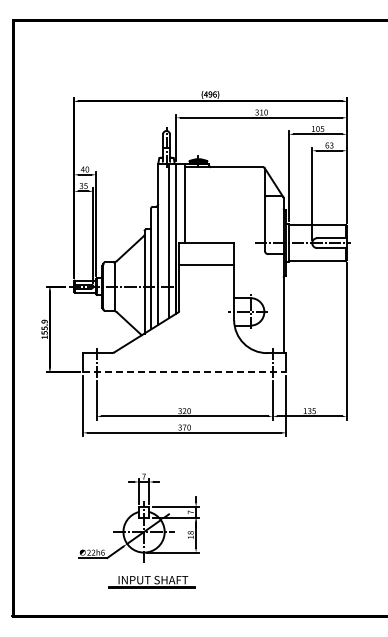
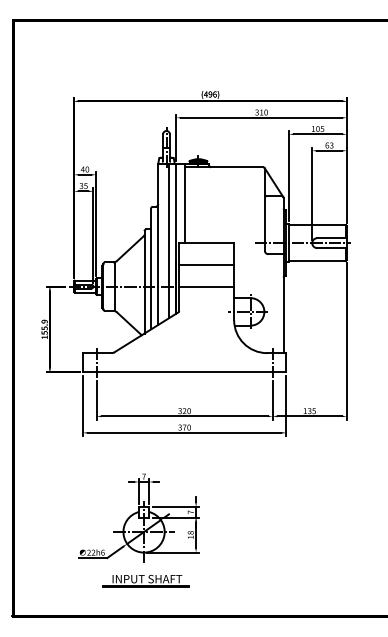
line: none -> present (206, 287)
line: dashed -> solid (184, 372)
part position: (151, 581) -> (145, 580) (145, 580)
